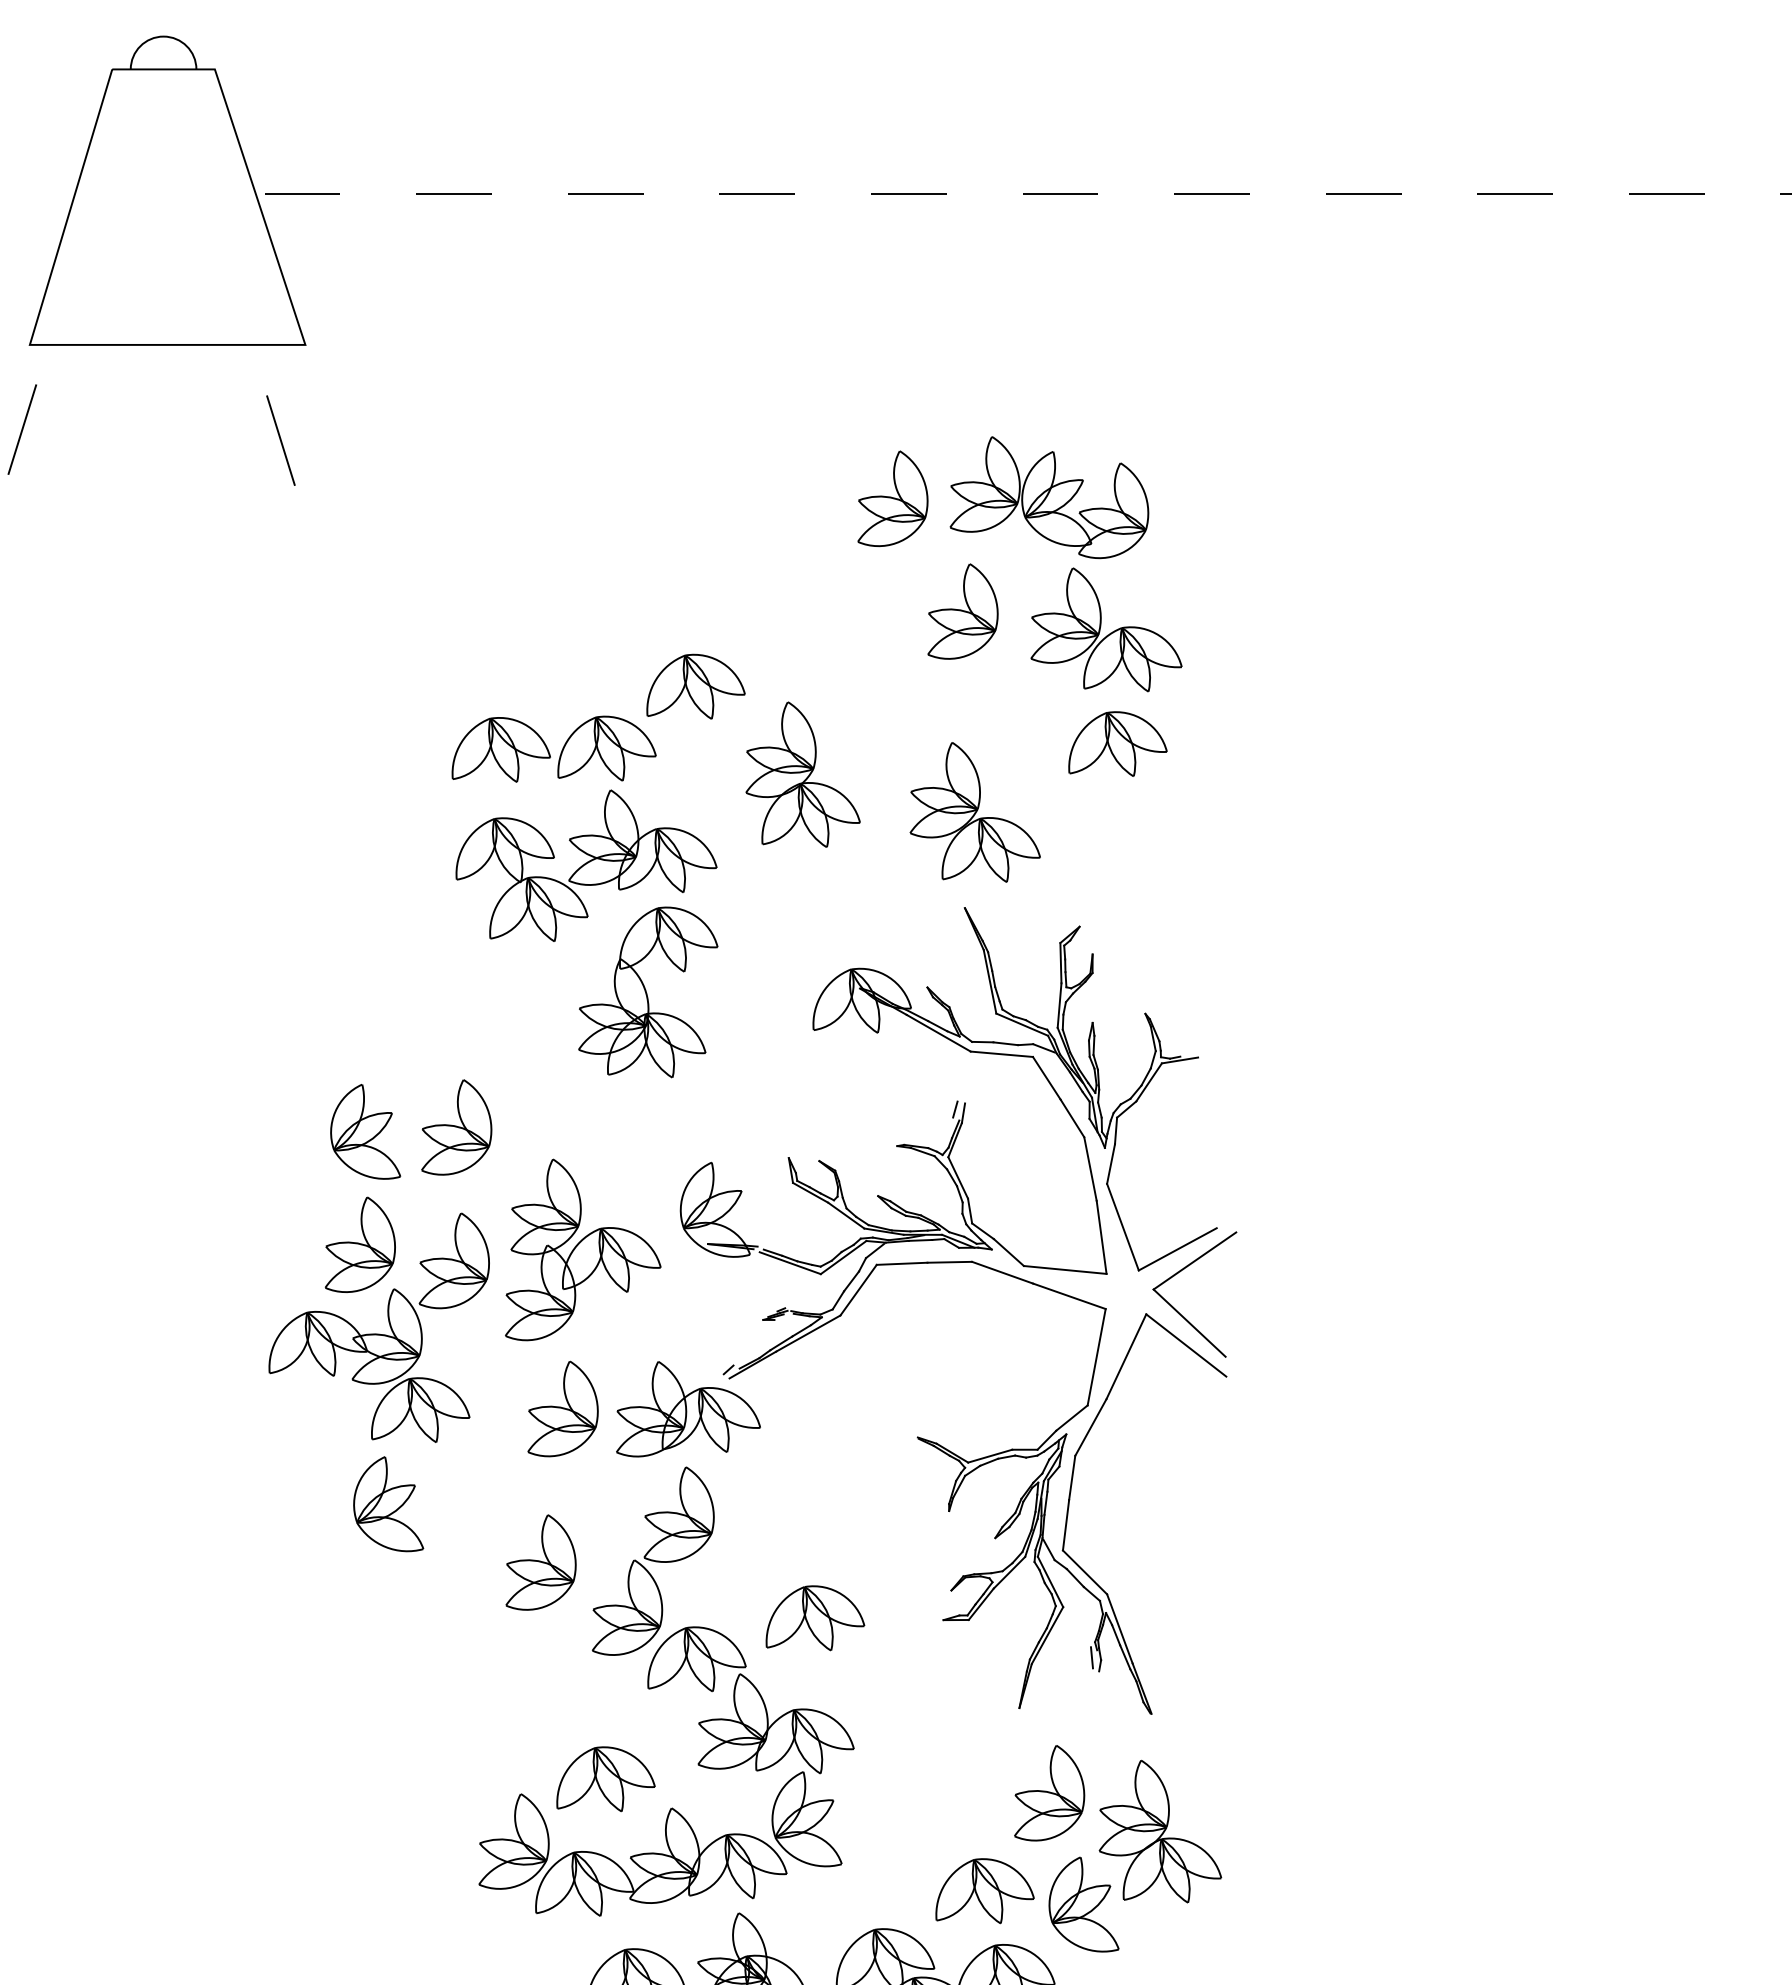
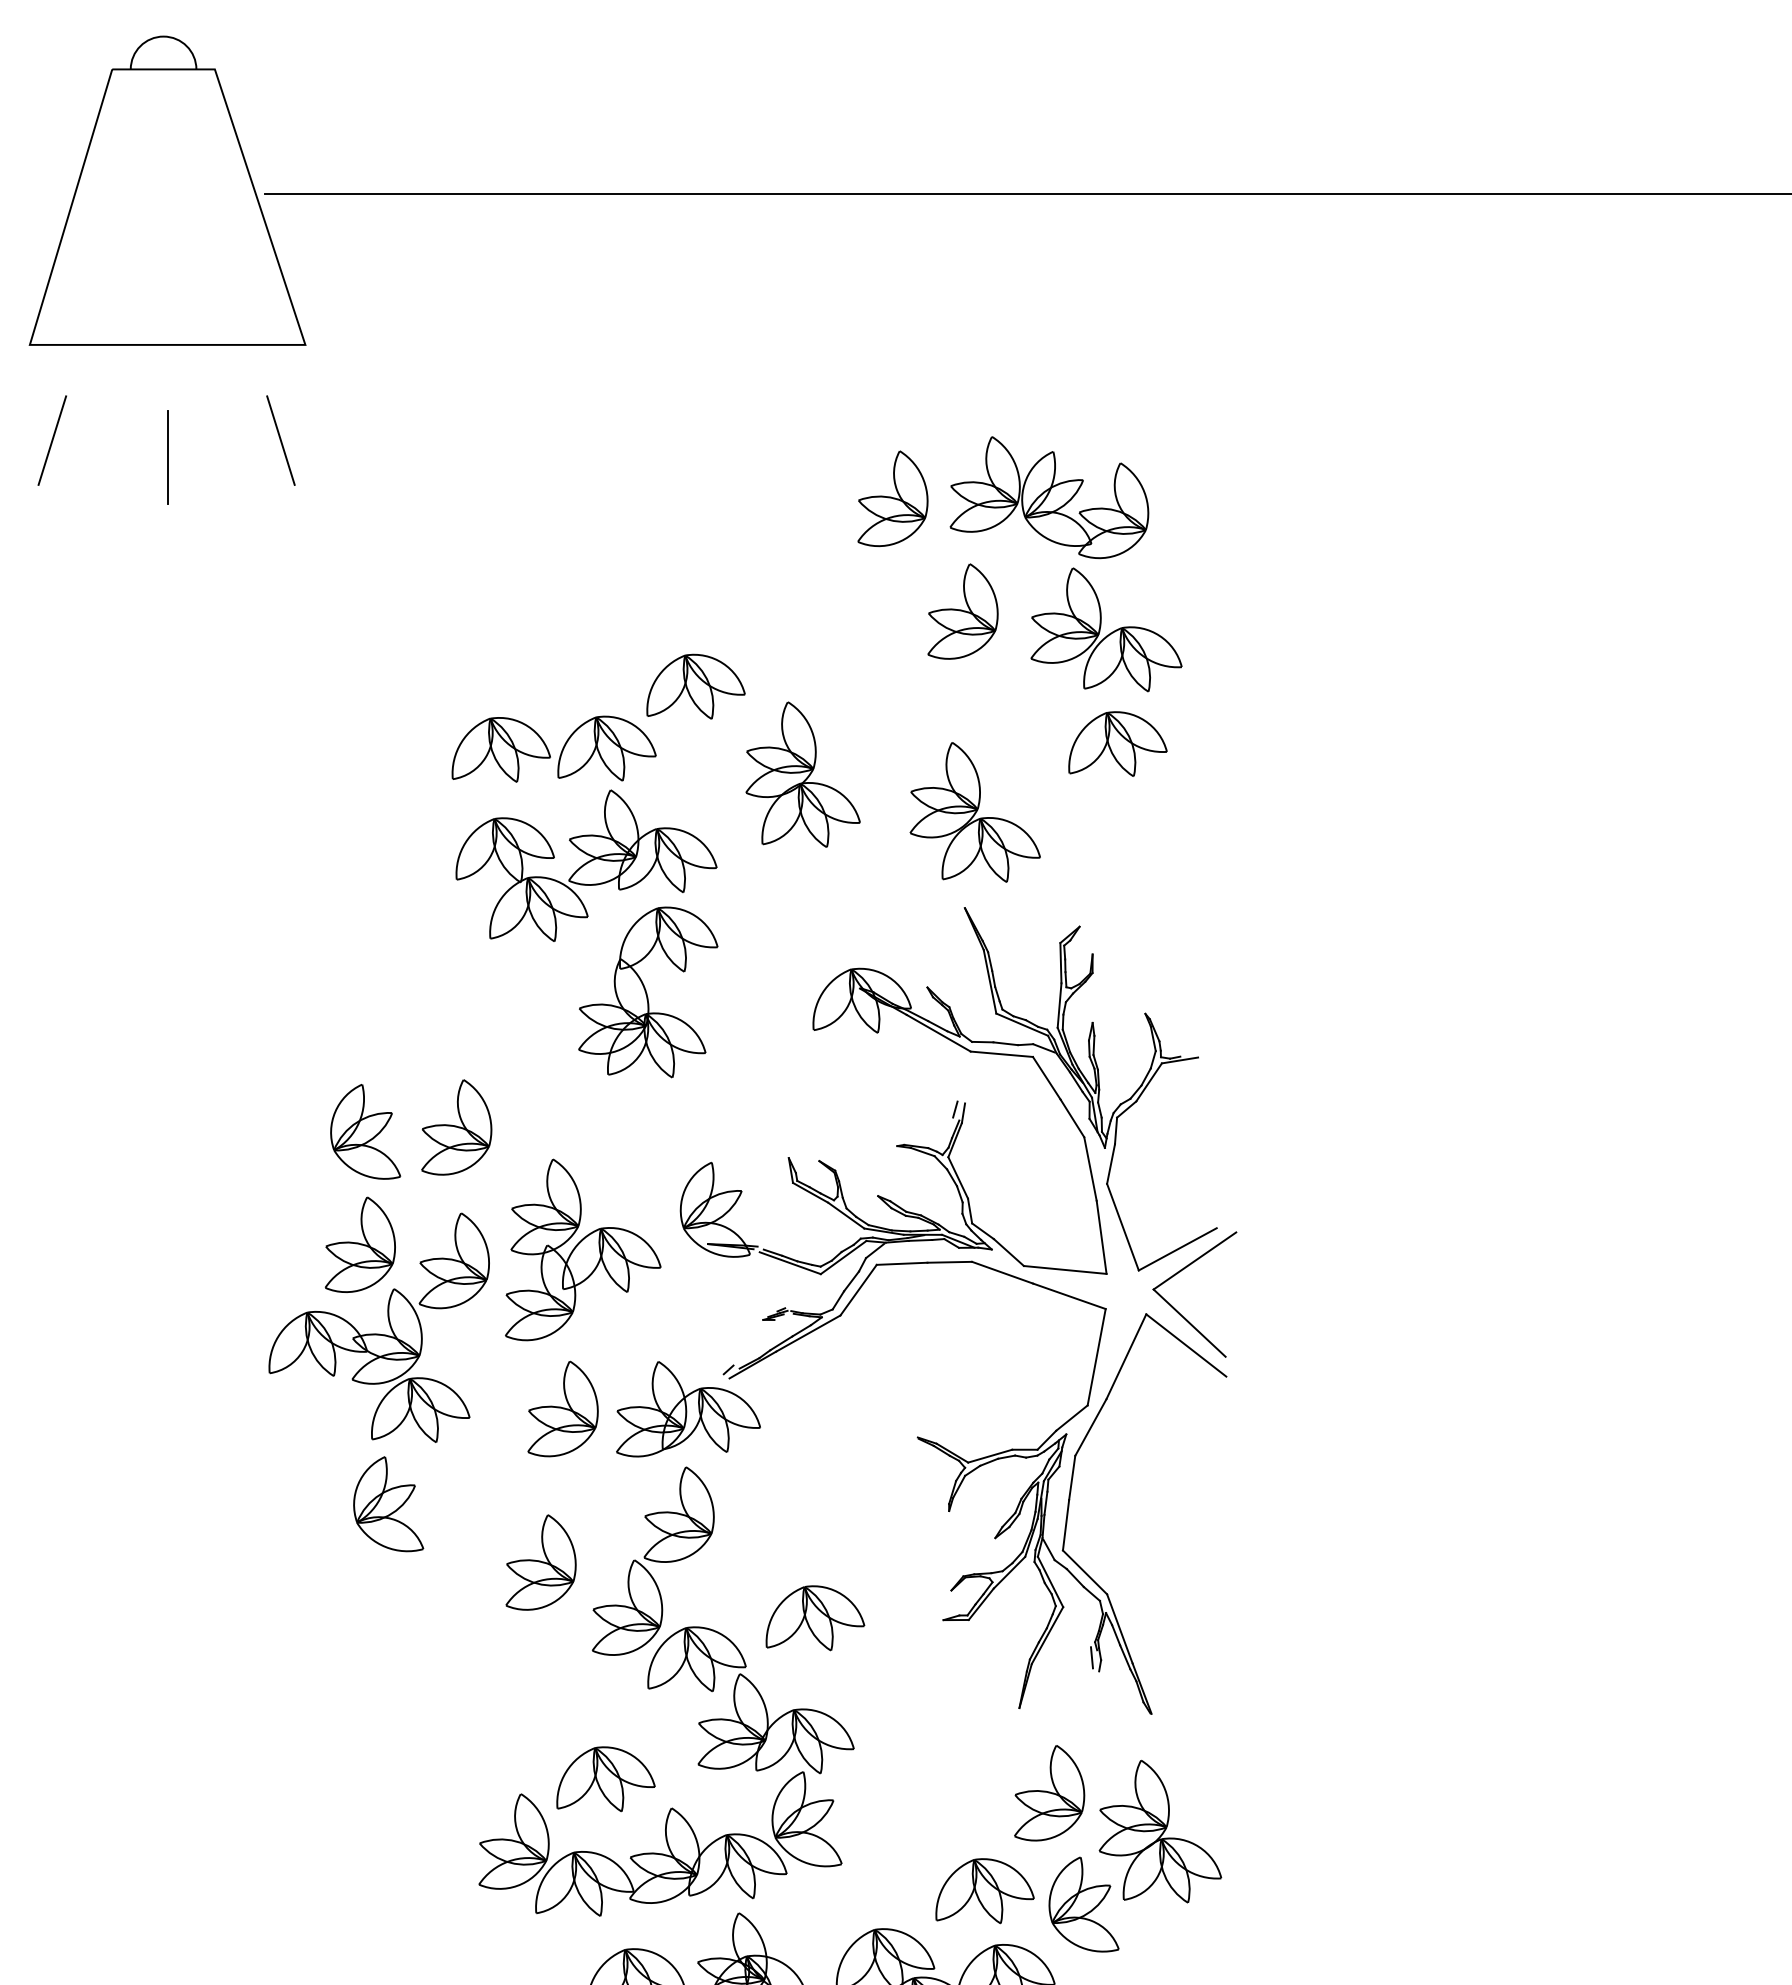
line: dashed -> solid (1027, 193)
line position: (21, 429) -> (51, 440) (51, 440)
line: none -> present (167, 457)
